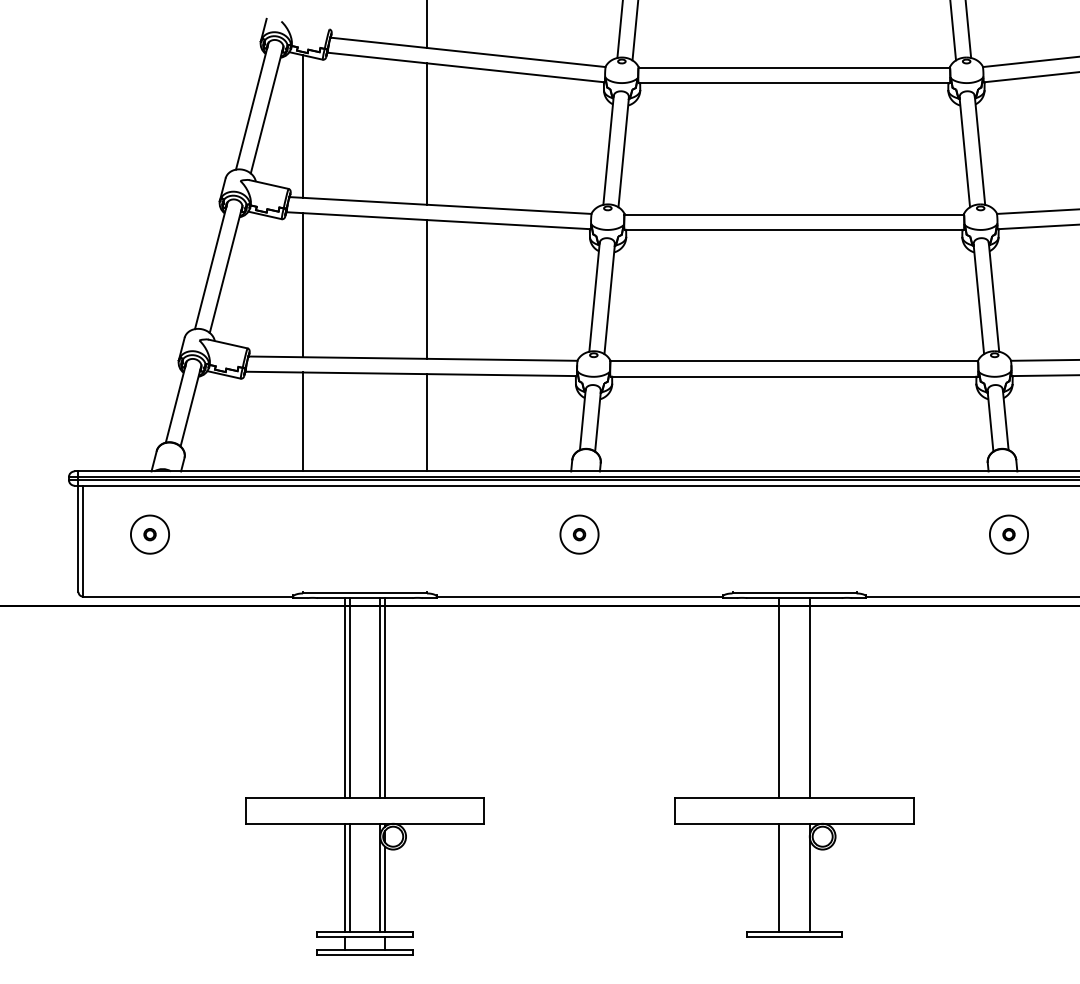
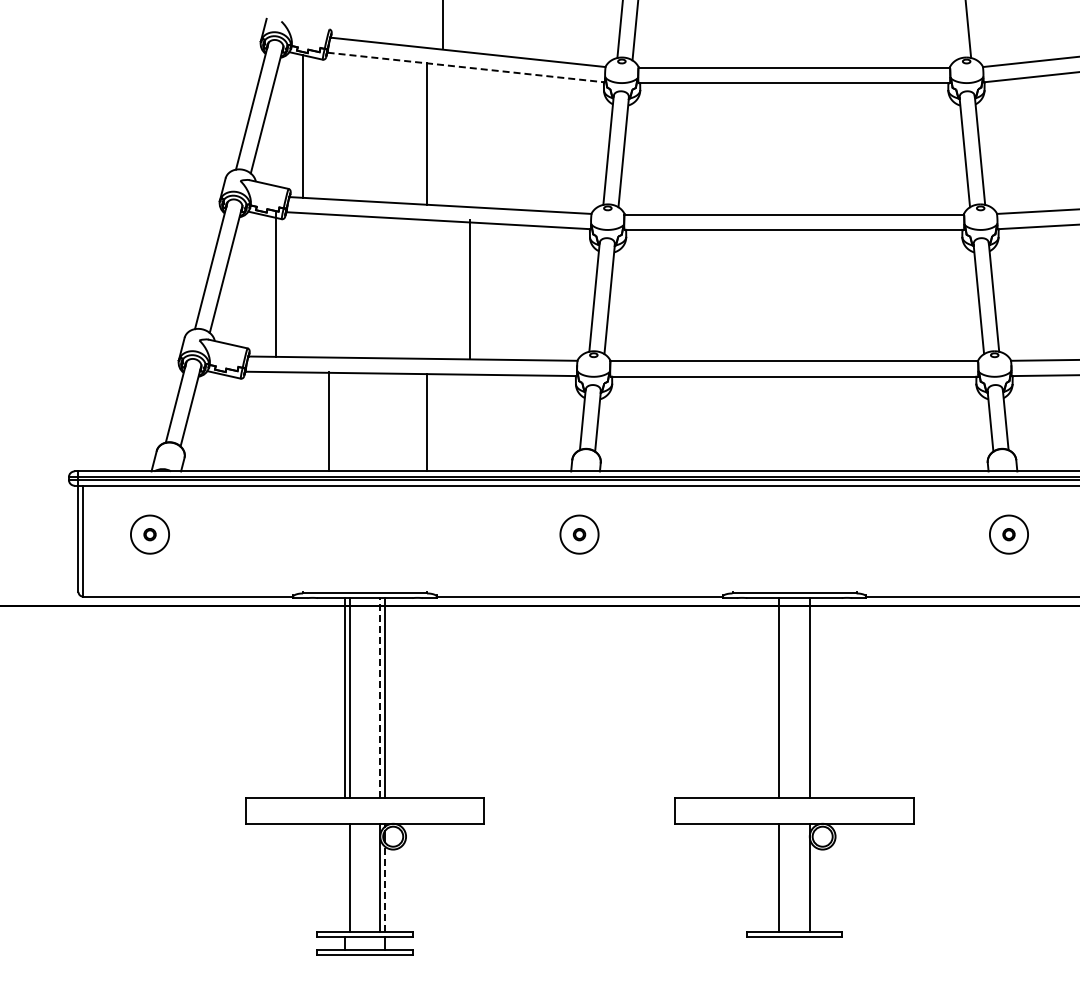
line position: (426, 24) -> (442, 24) (442, 24)
line: present -> none (953, 31)
line: solid -> dashed (466, 67)
line position: (302, 285) -> (275, 285) (275, 285)
line position: (426, 289) -> (469, 289) (469, 289)
line position: (302, 421) -> (328, 421) (328, 421)
line: solid -> dashed (380, 698)
line: present -> none (344, 877)
line: solid -> dashed (384, 889)
